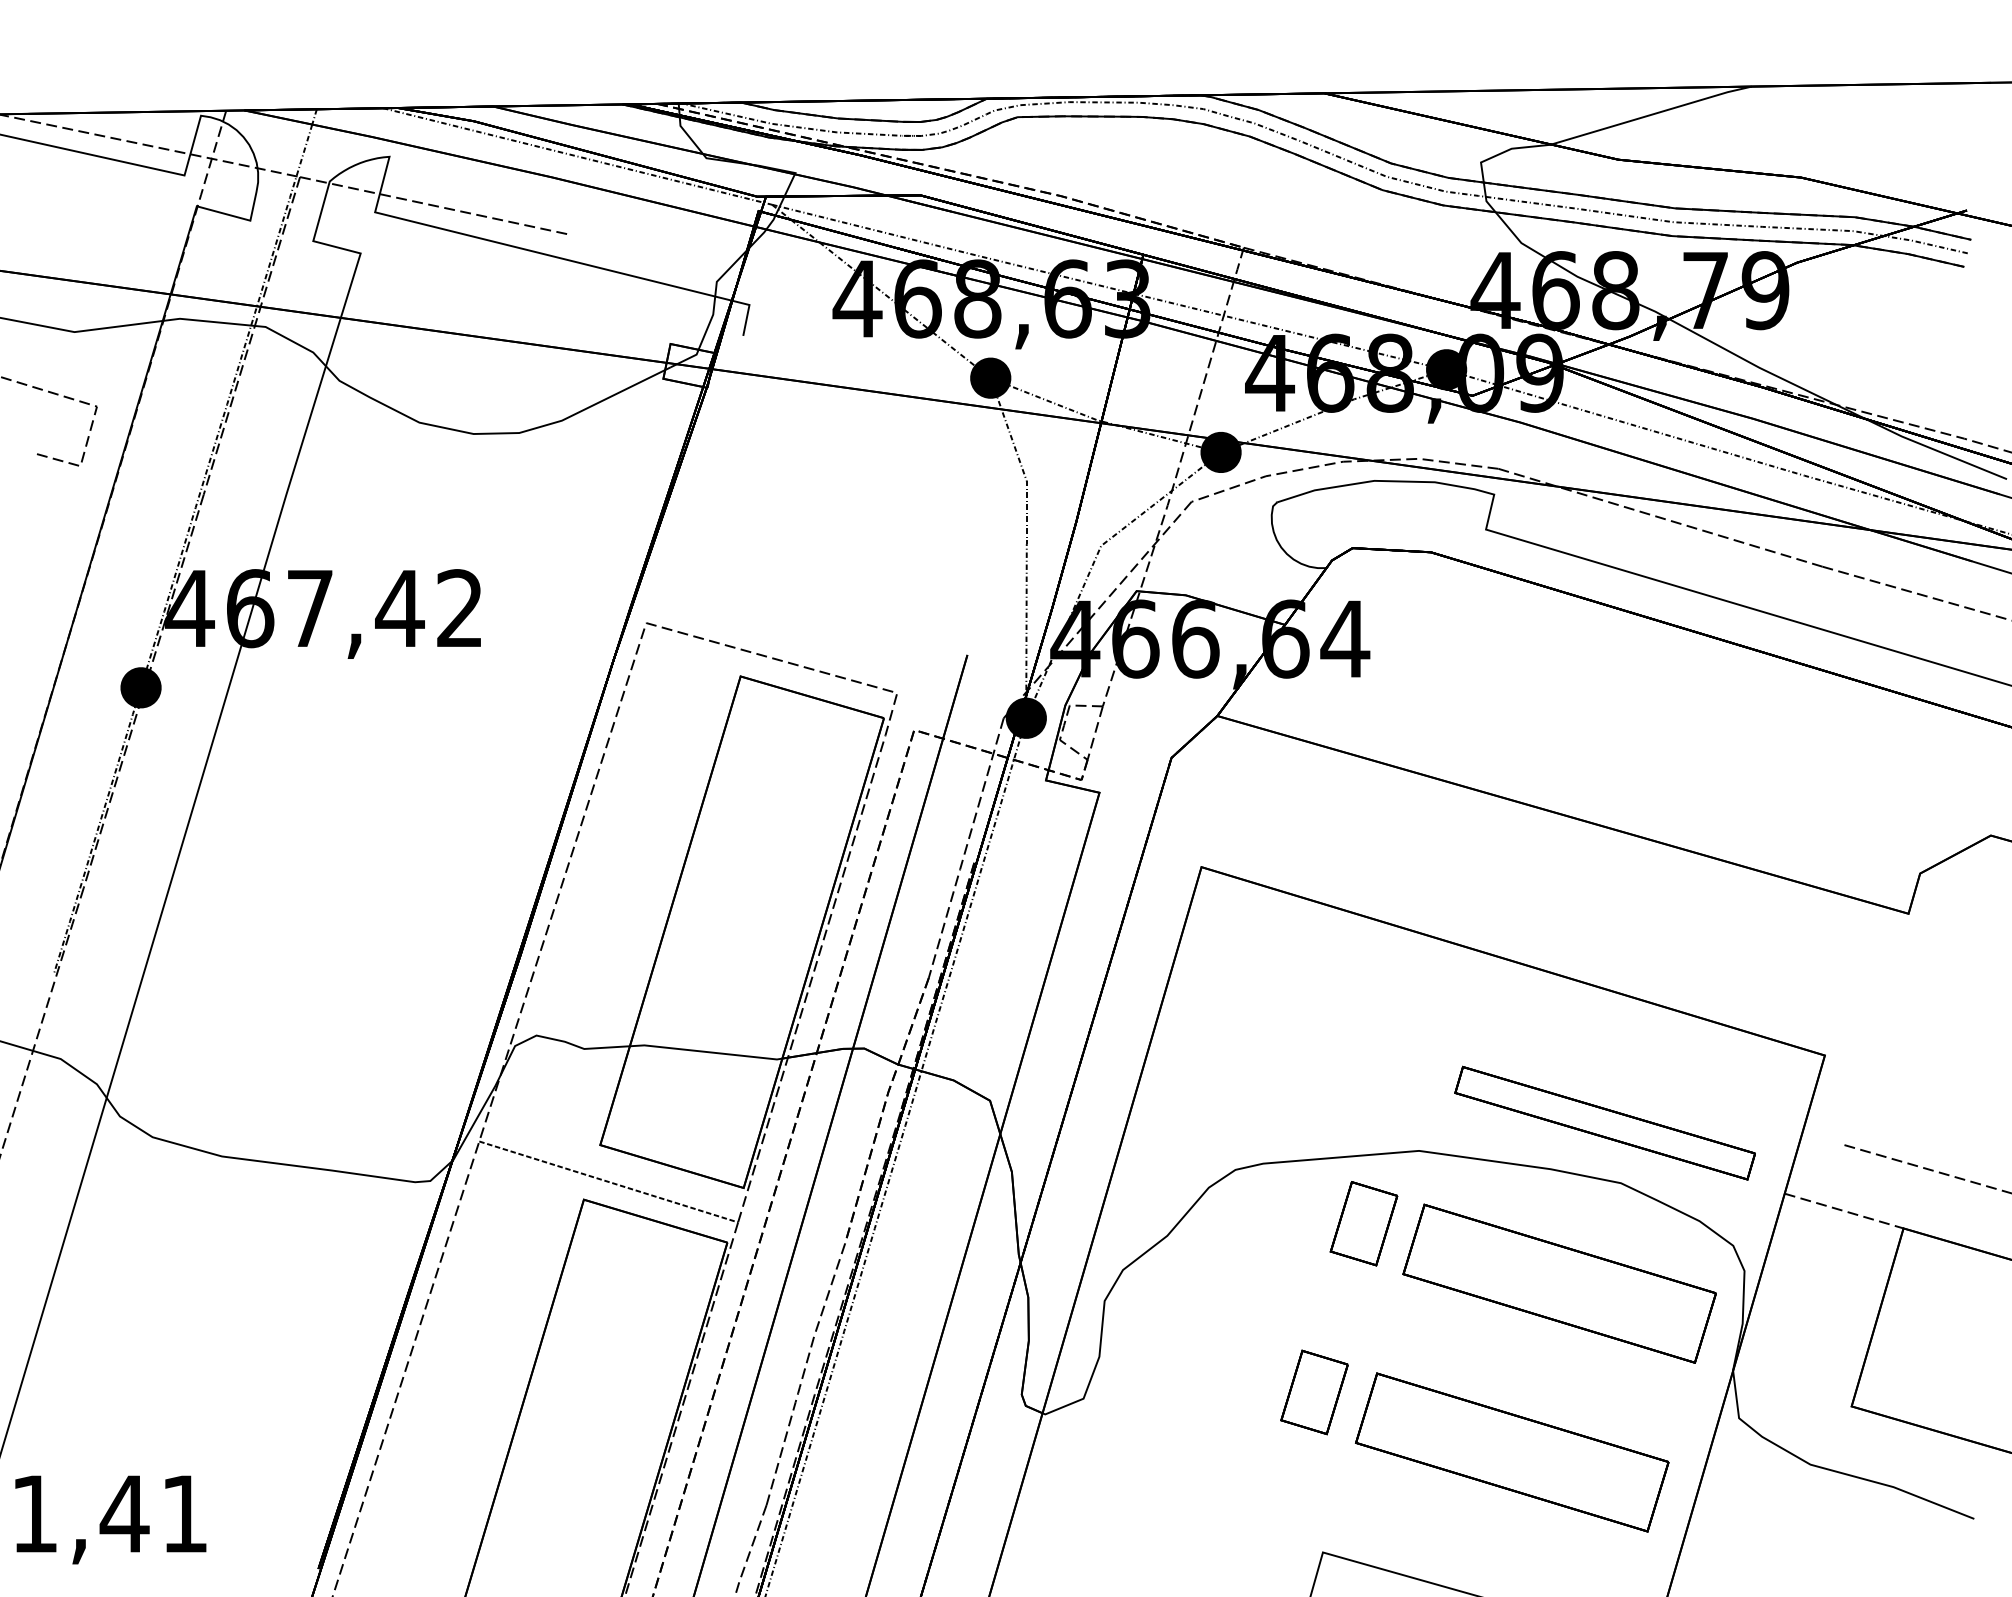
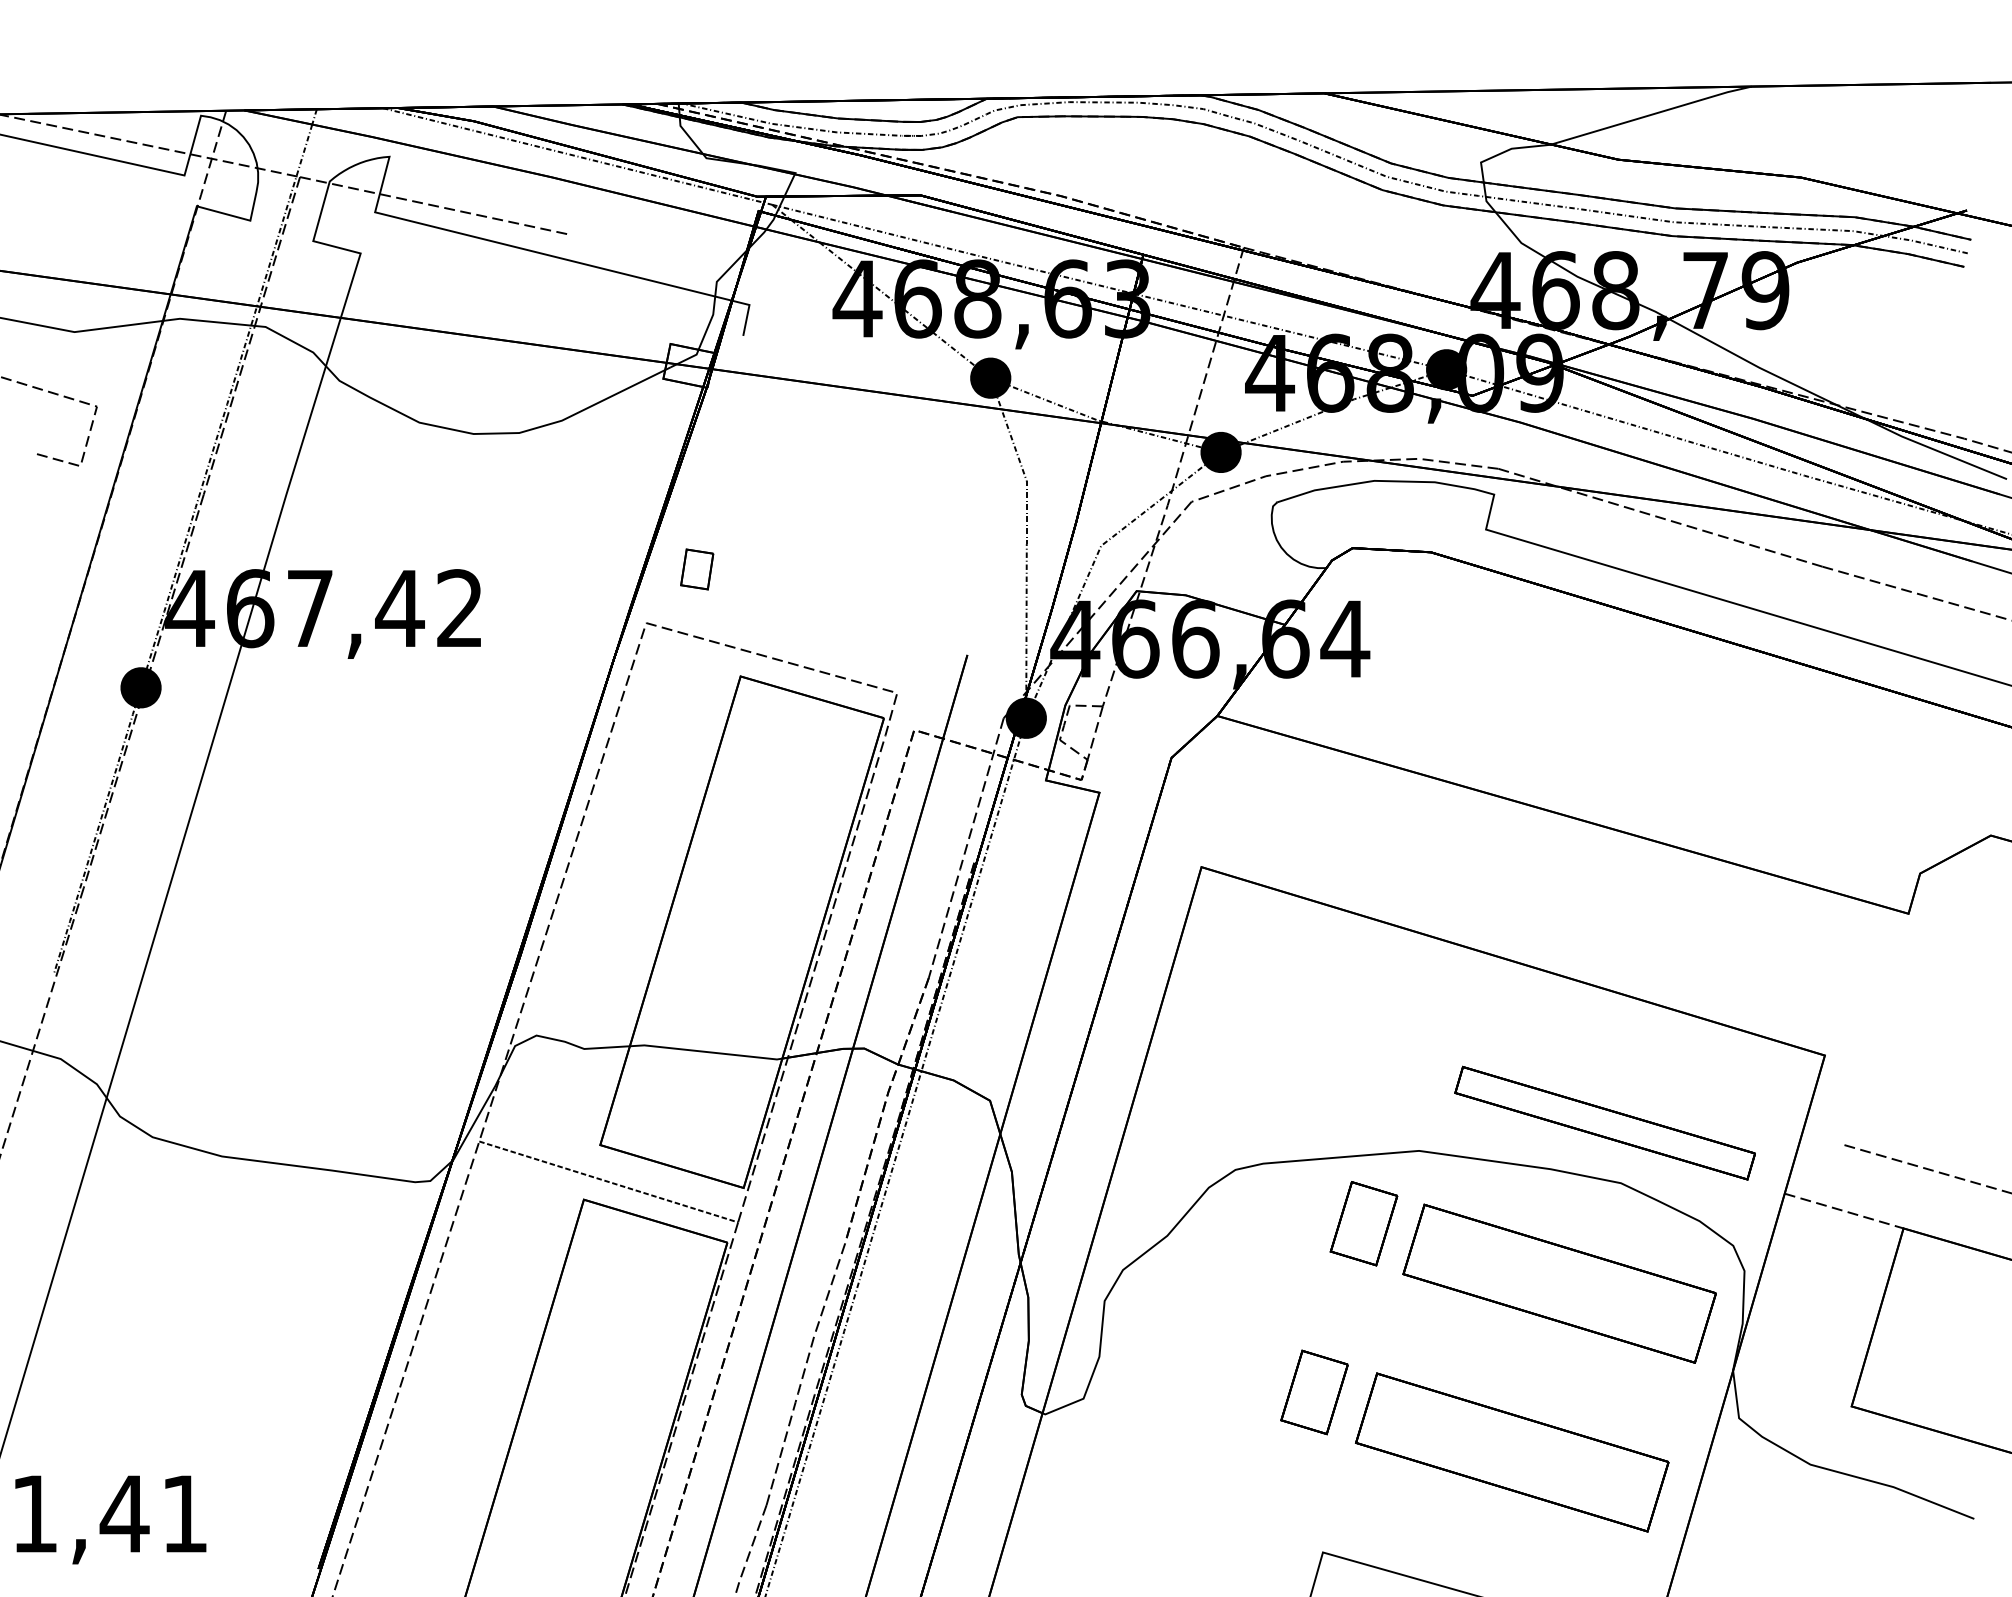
part: none -> present (697, 569)
